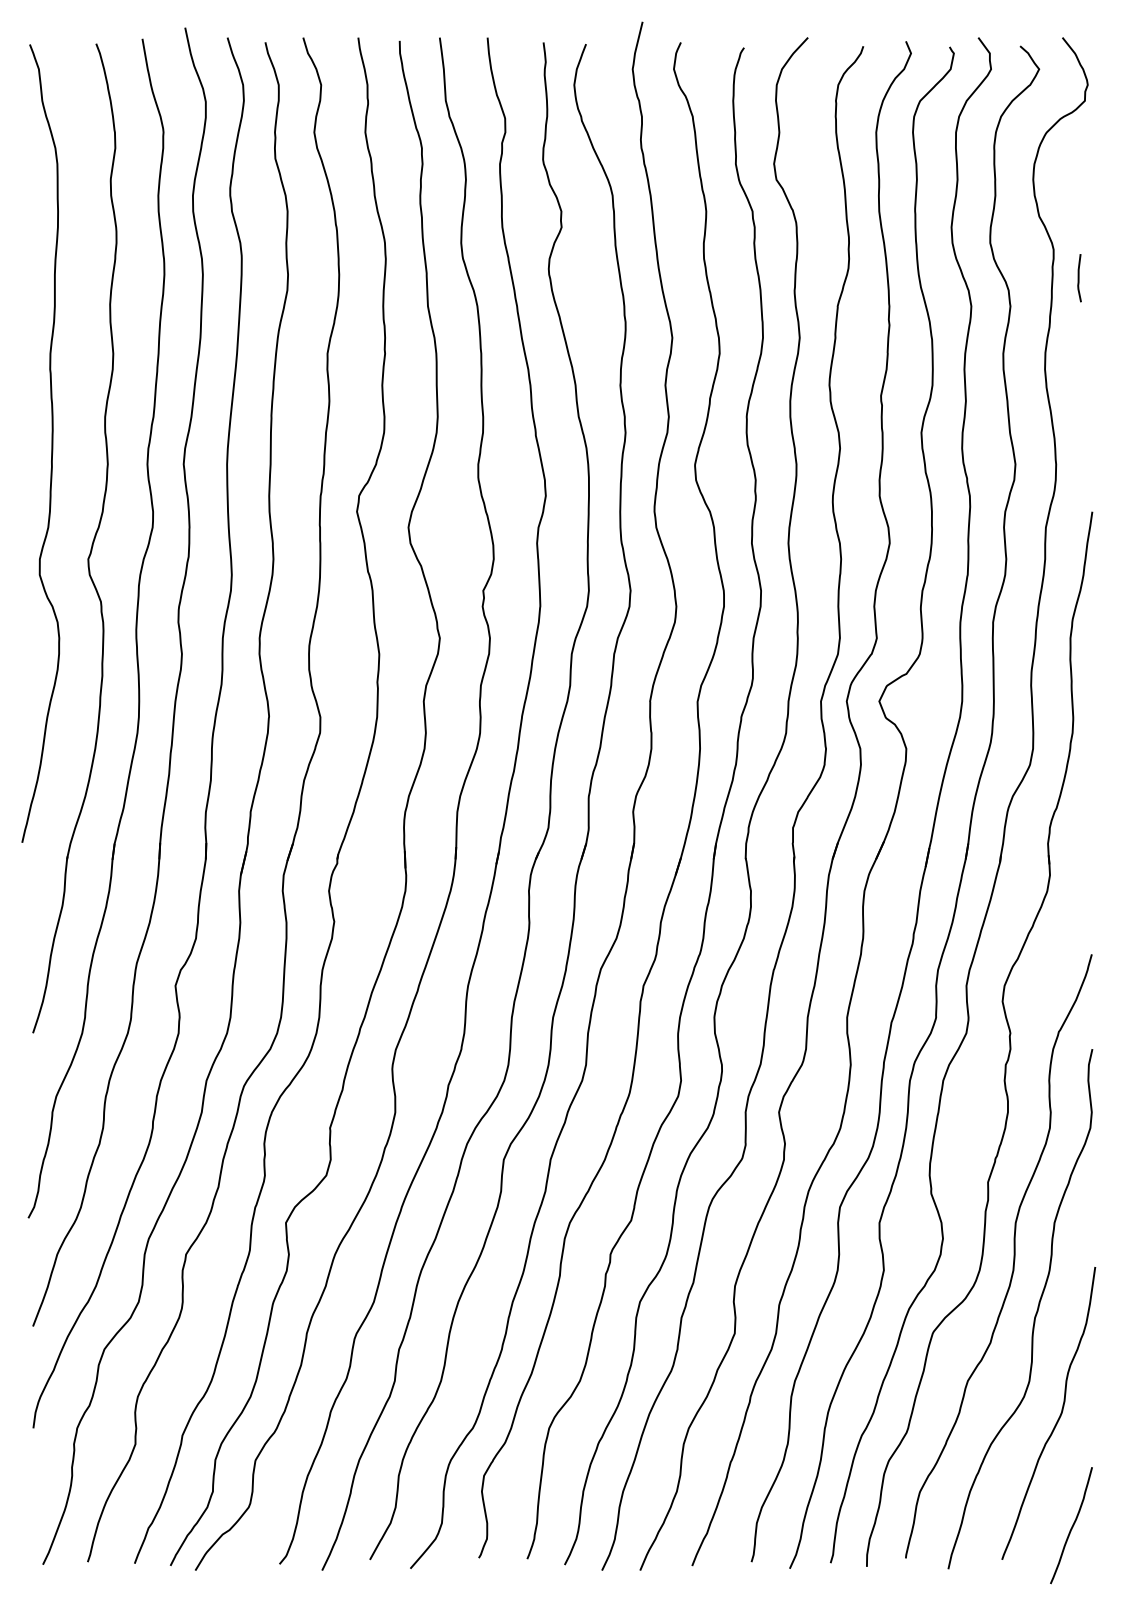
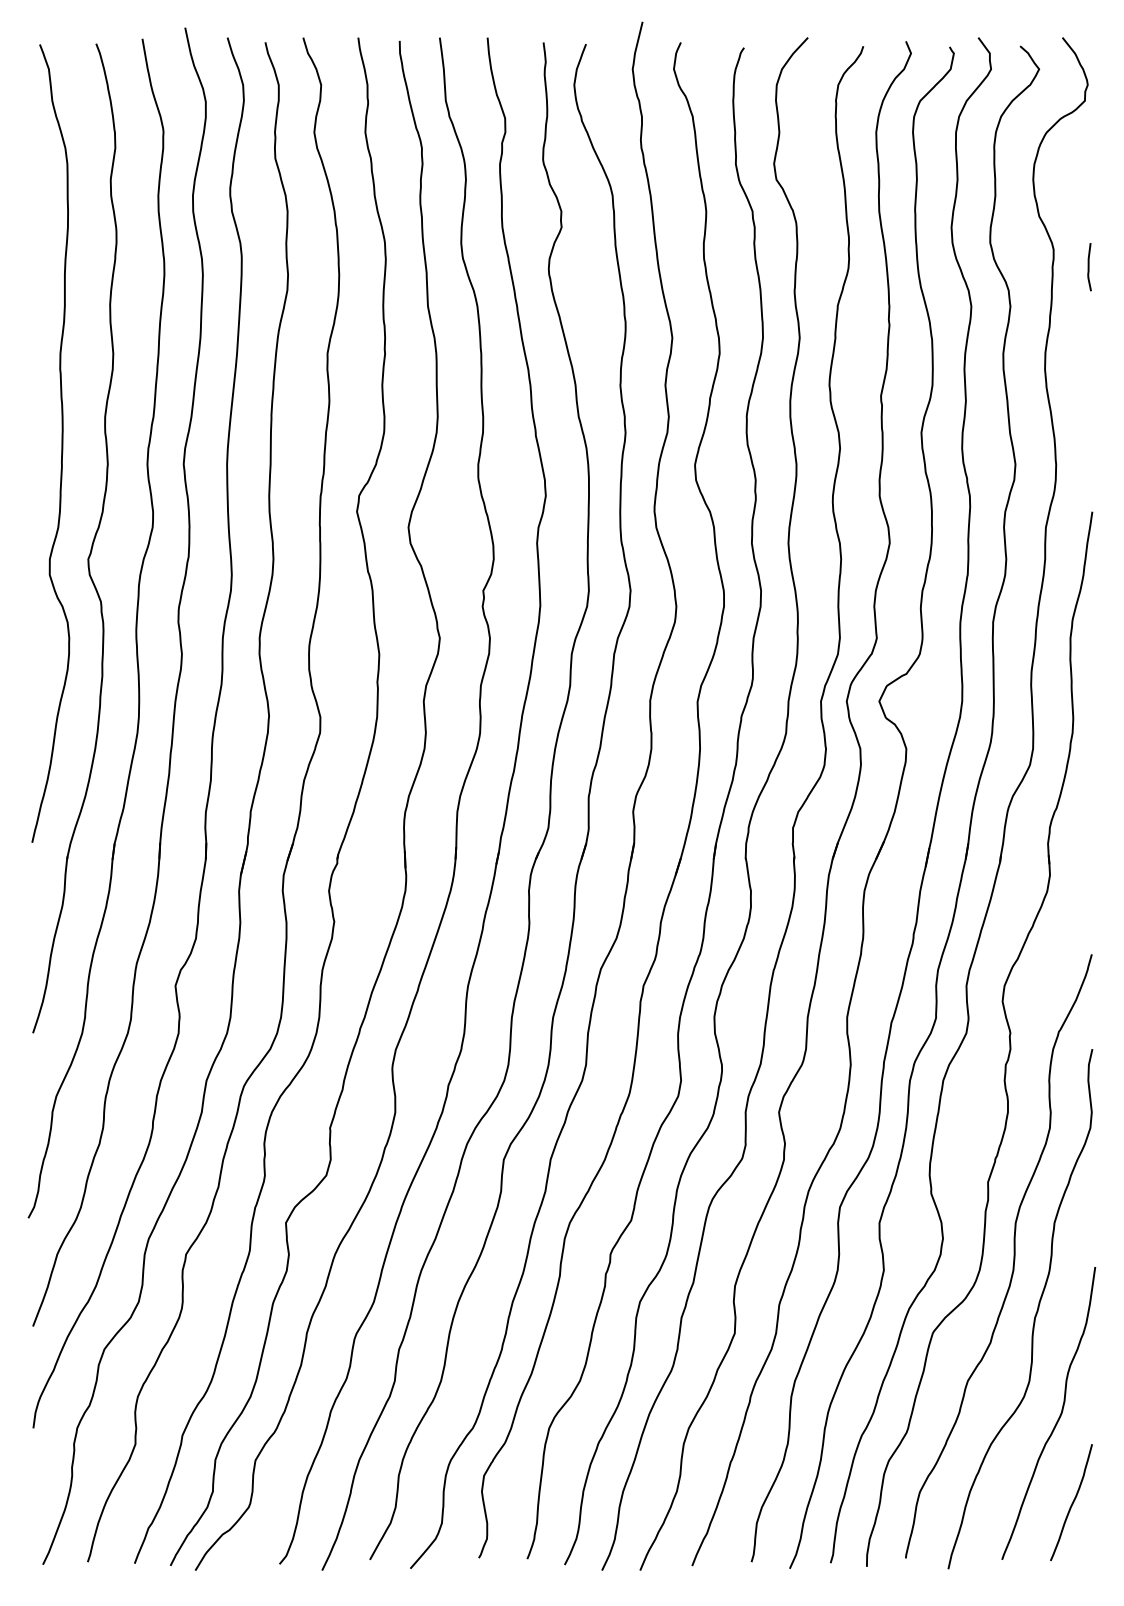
curve position: (1079, 278) -> (1089, 267) (1089, 267)
curve position: (51, 443) -> (61, 443) (61, 443)
curve position: (1072, 1525) -> (1072, 1502) (1072, 1502)
